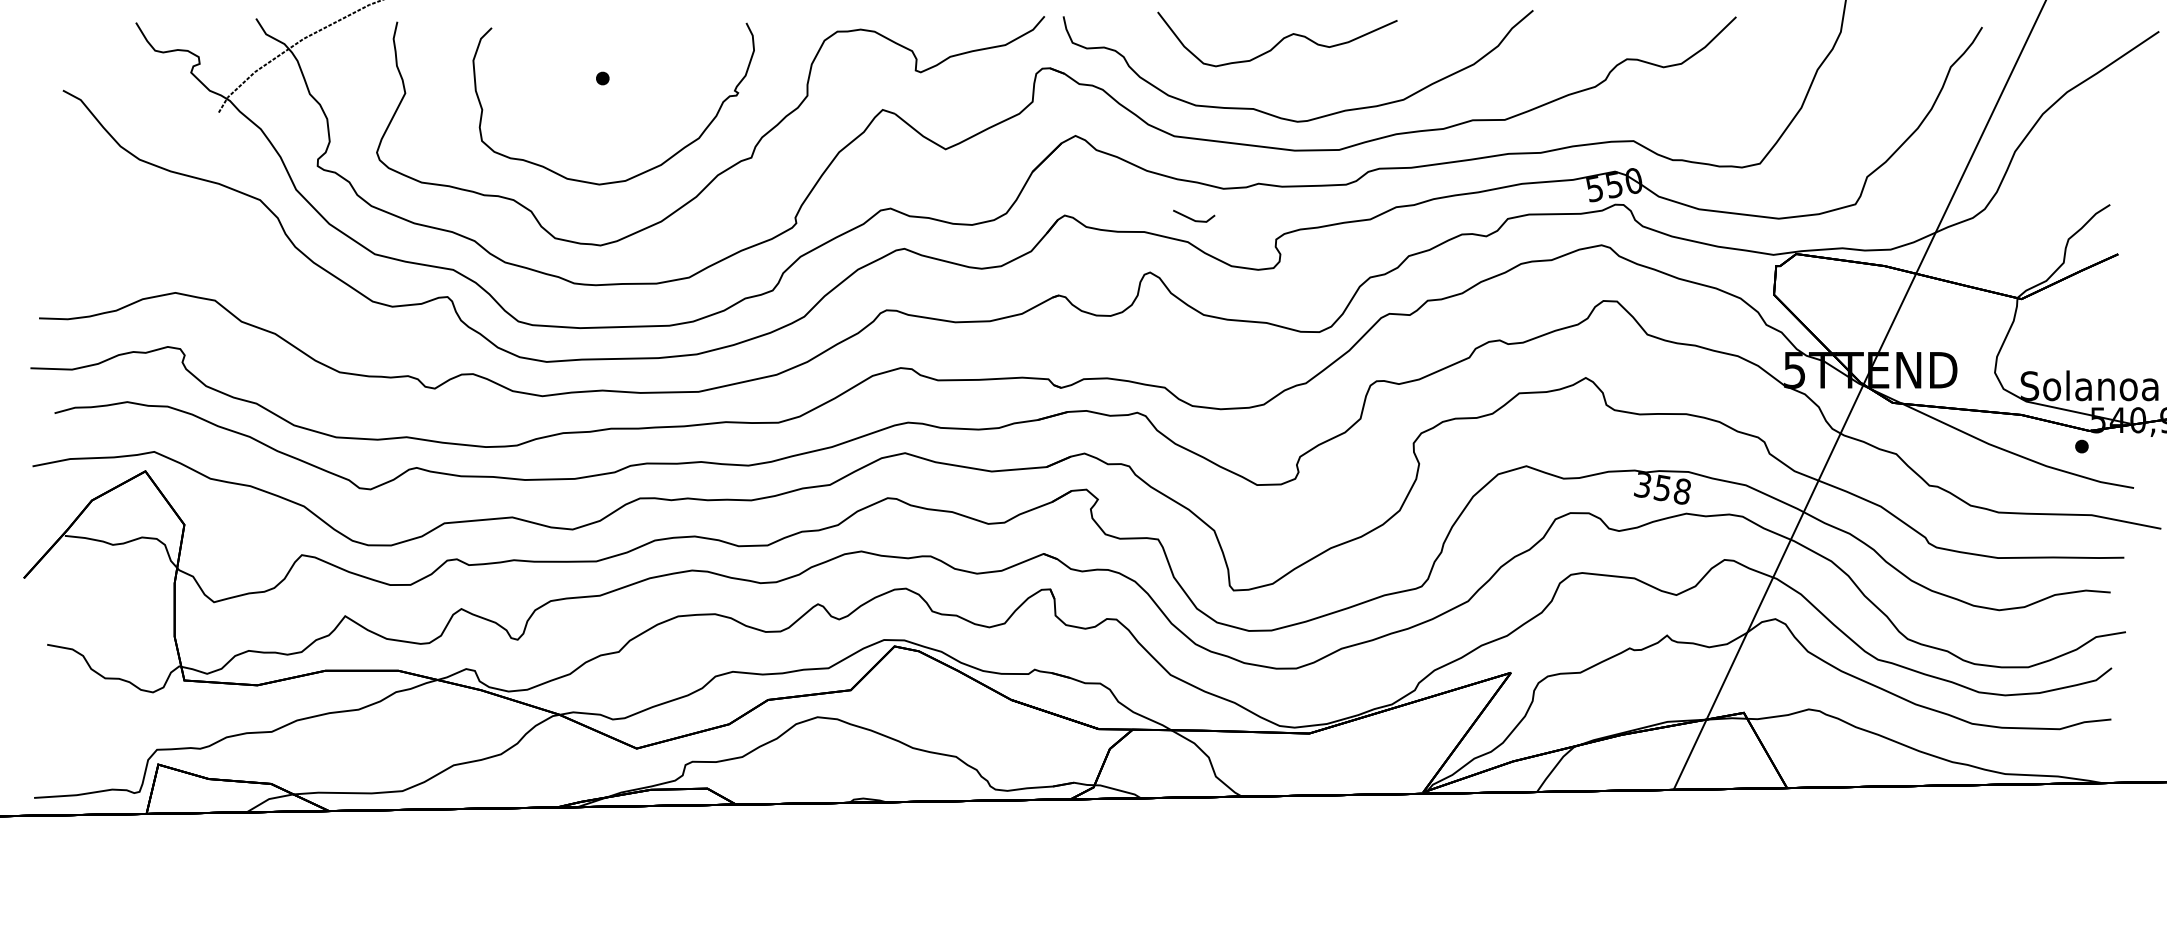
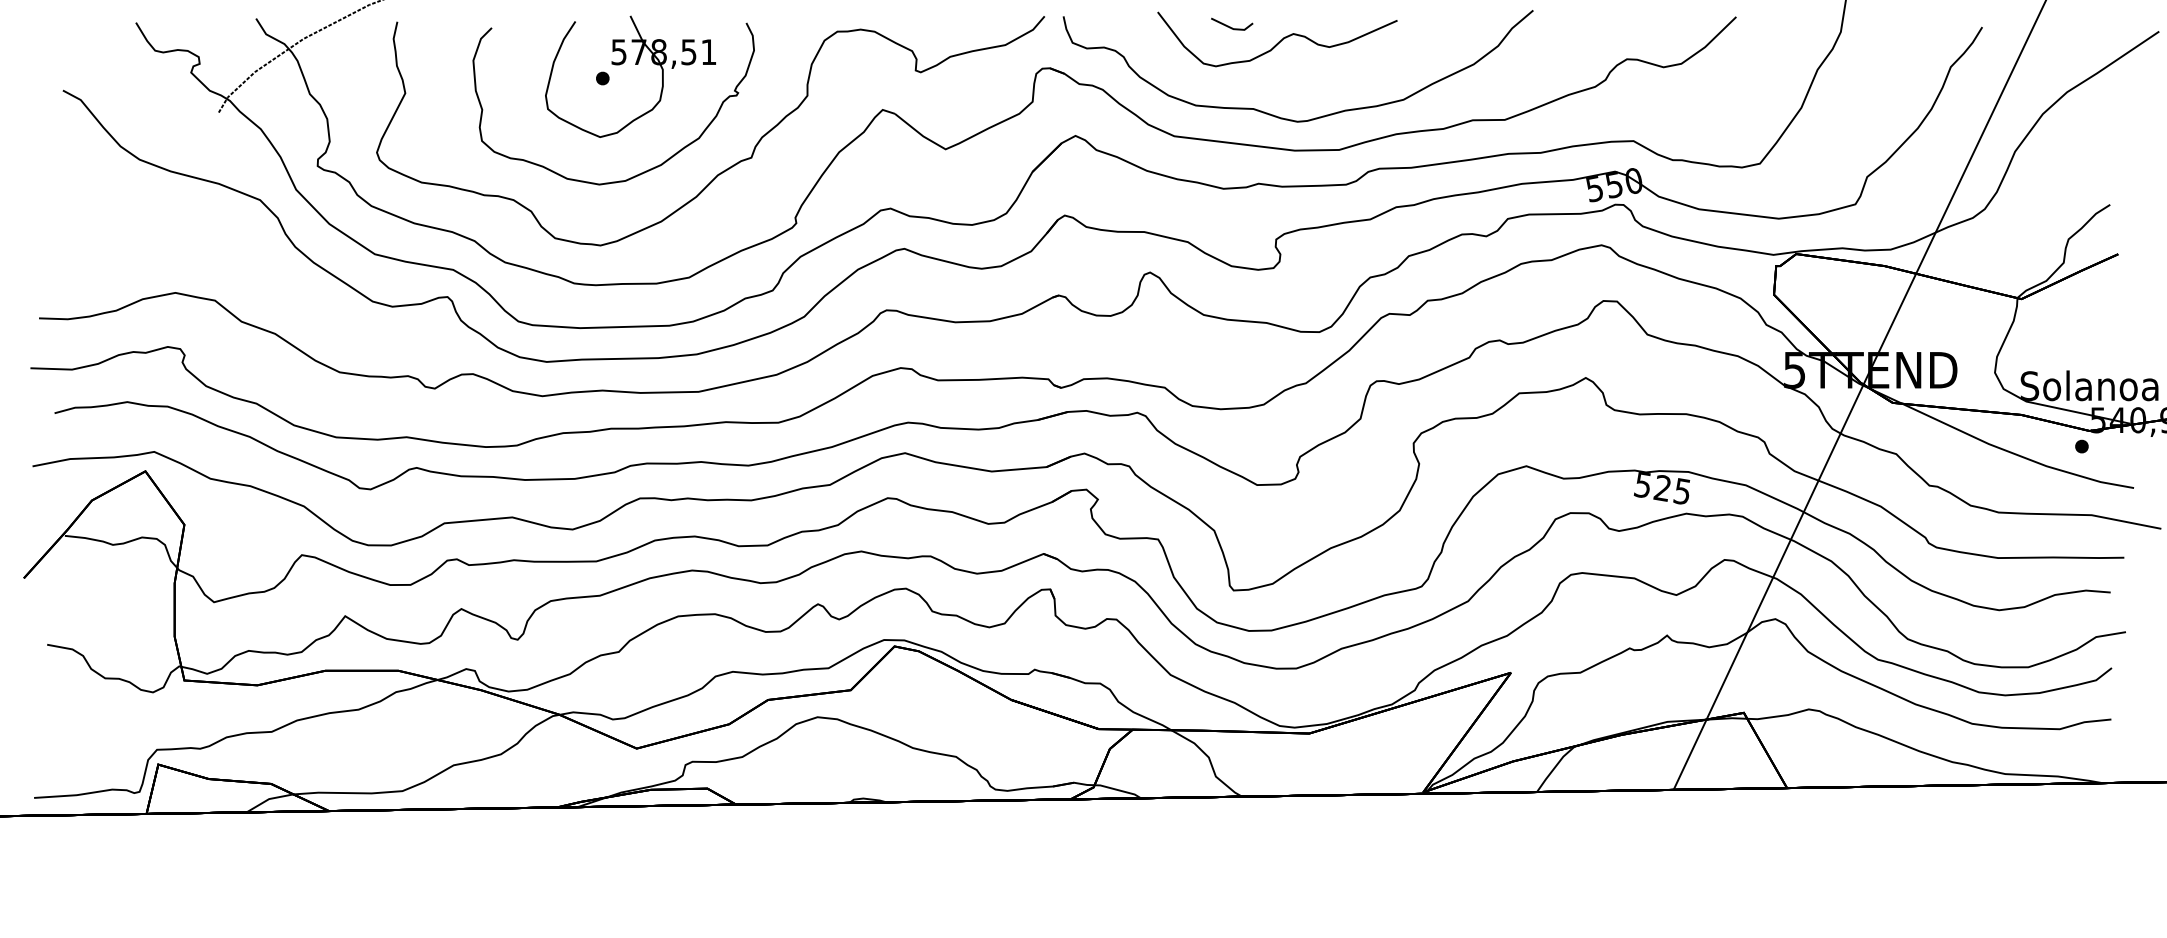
part: none -> present (635, 64)
line position: (1192, 218) -> (1230, 26) (1230, 26)
text: 358 -> 525 (1663, 488)
